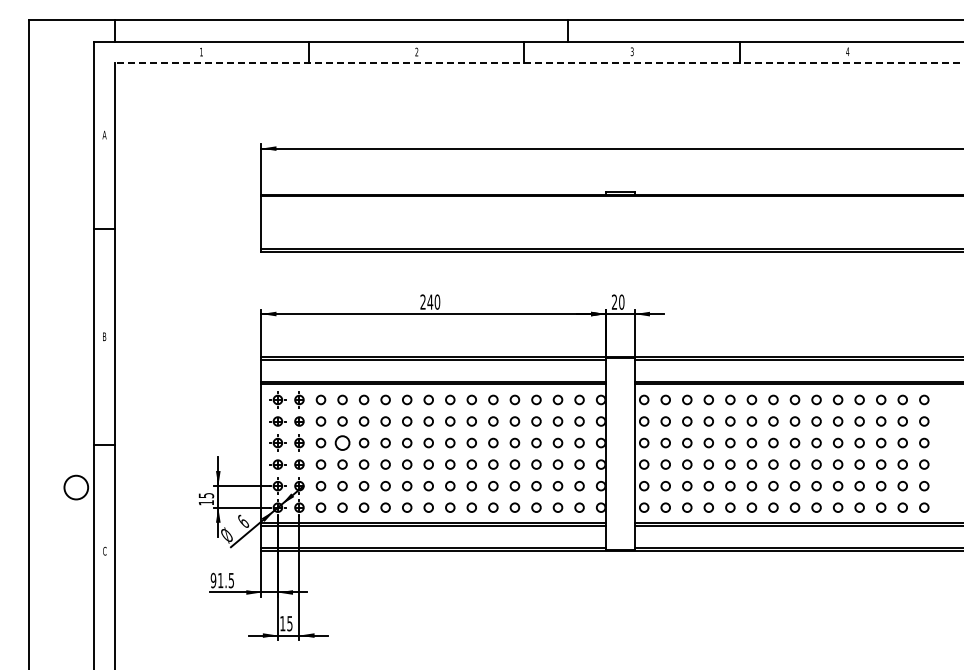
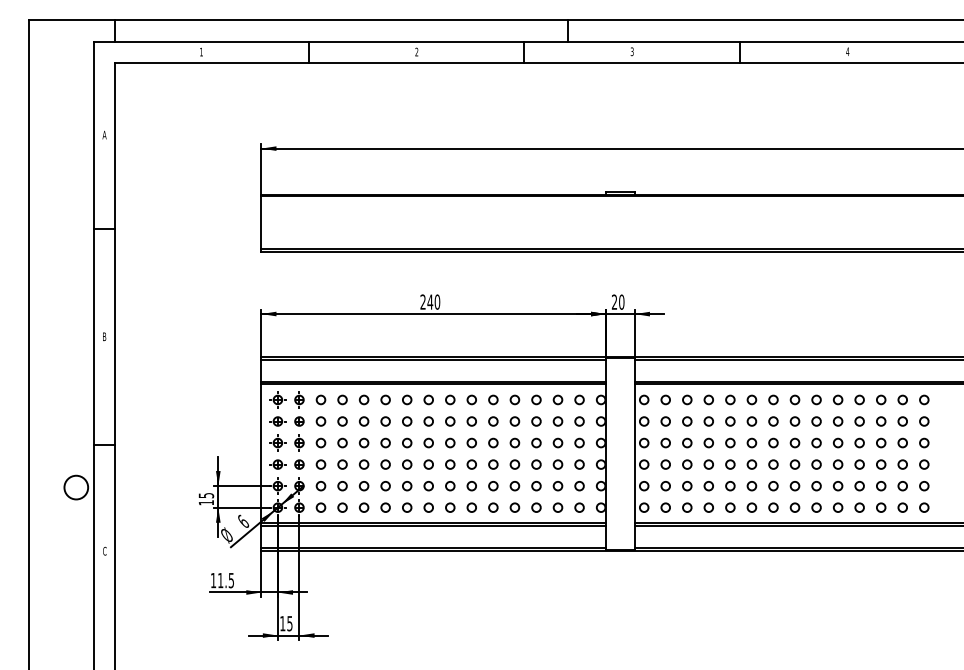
line: dashed -> solid (538, 63)
circle size: 17x16 px -> 11x12 px (342, 442)
text: 91.5 -> 11.5 (213, 580)
